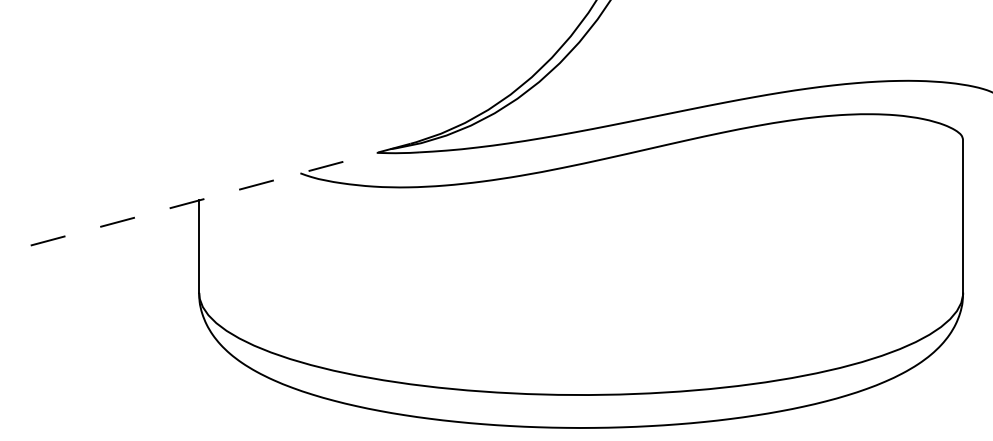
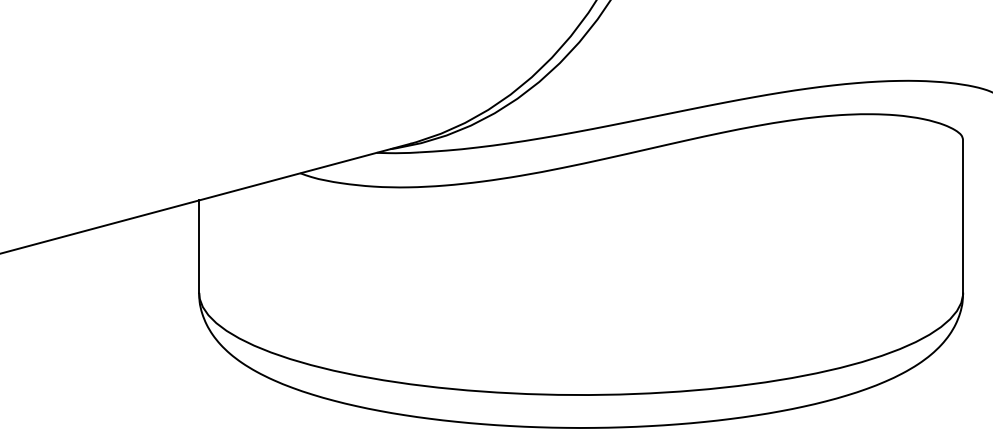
line: dashed -> solid (205, 198)
